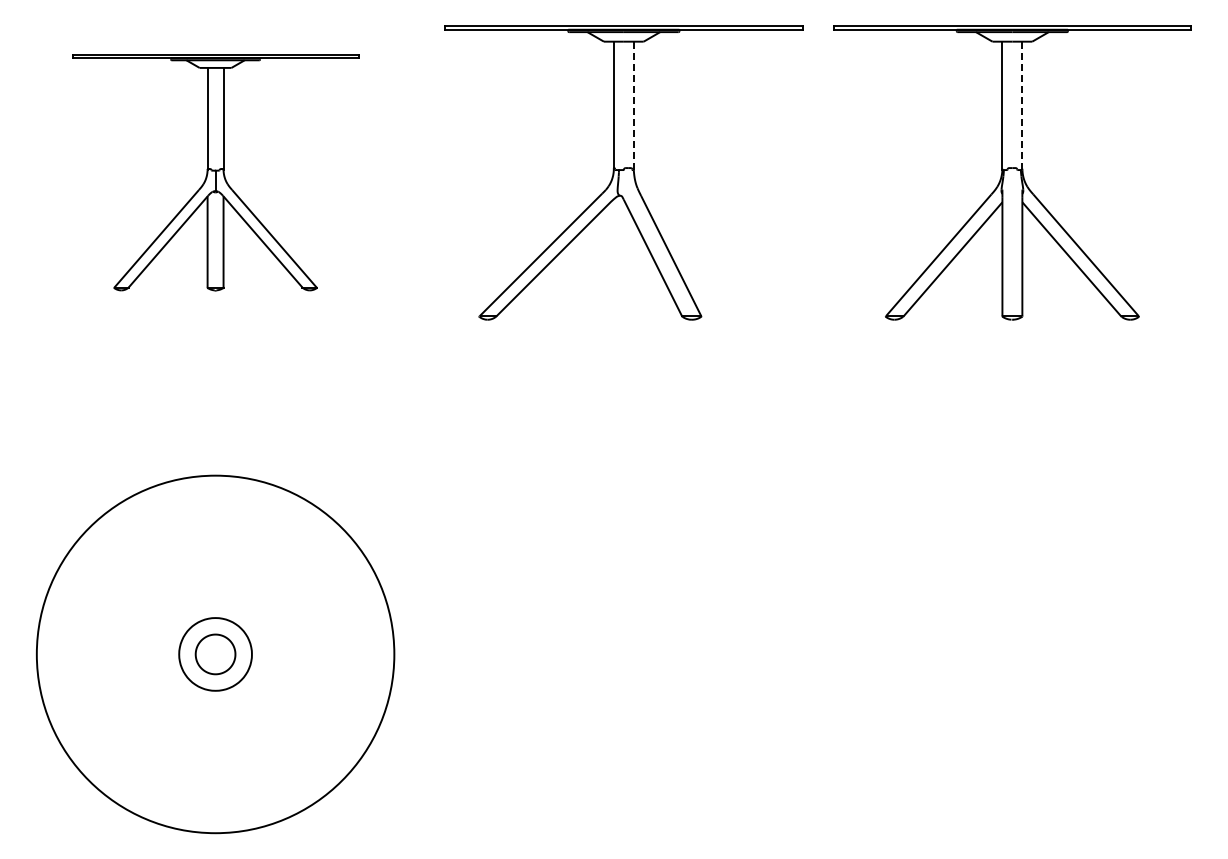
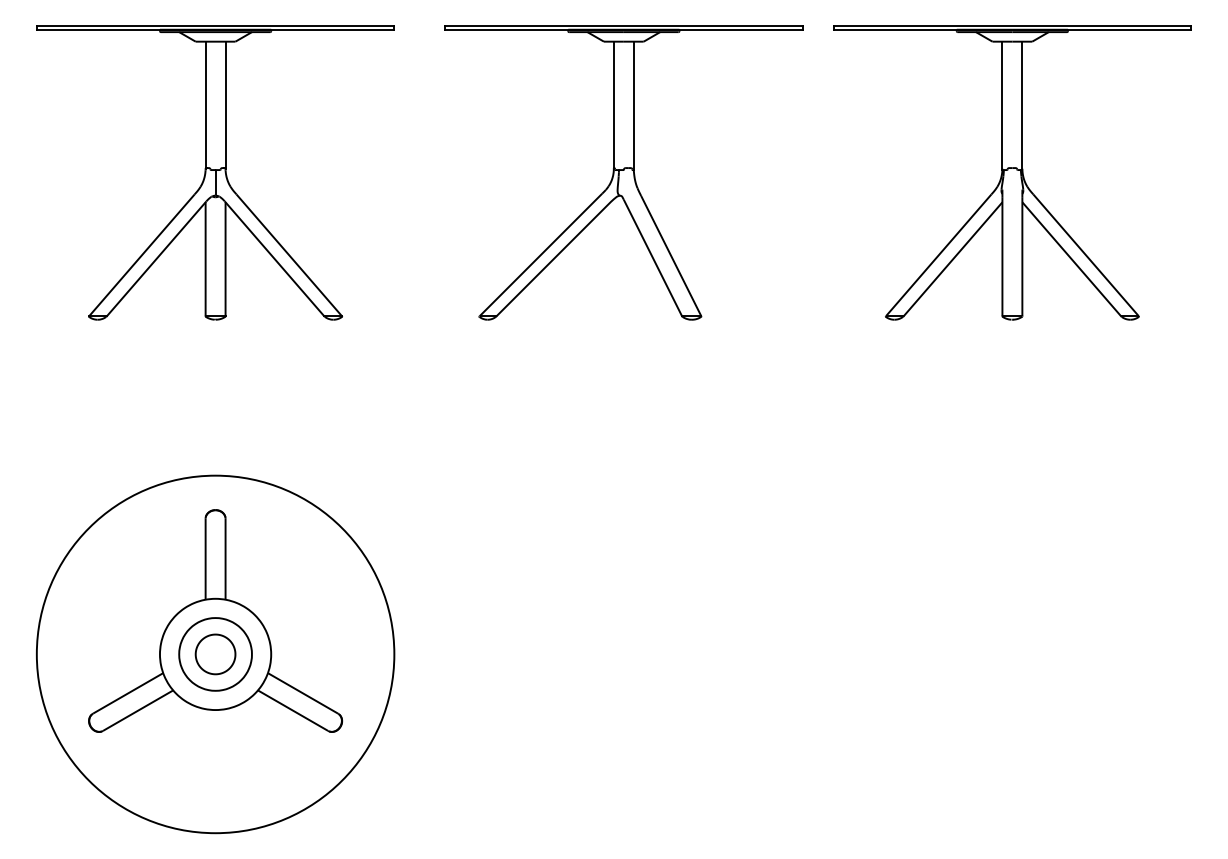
line: dashed -> solid (633, 105)
line: dashed -> solid (1022, 106)
part size: 288x238 px -> 359x296 px (215, 172)
part: none -> present (215, 620)
